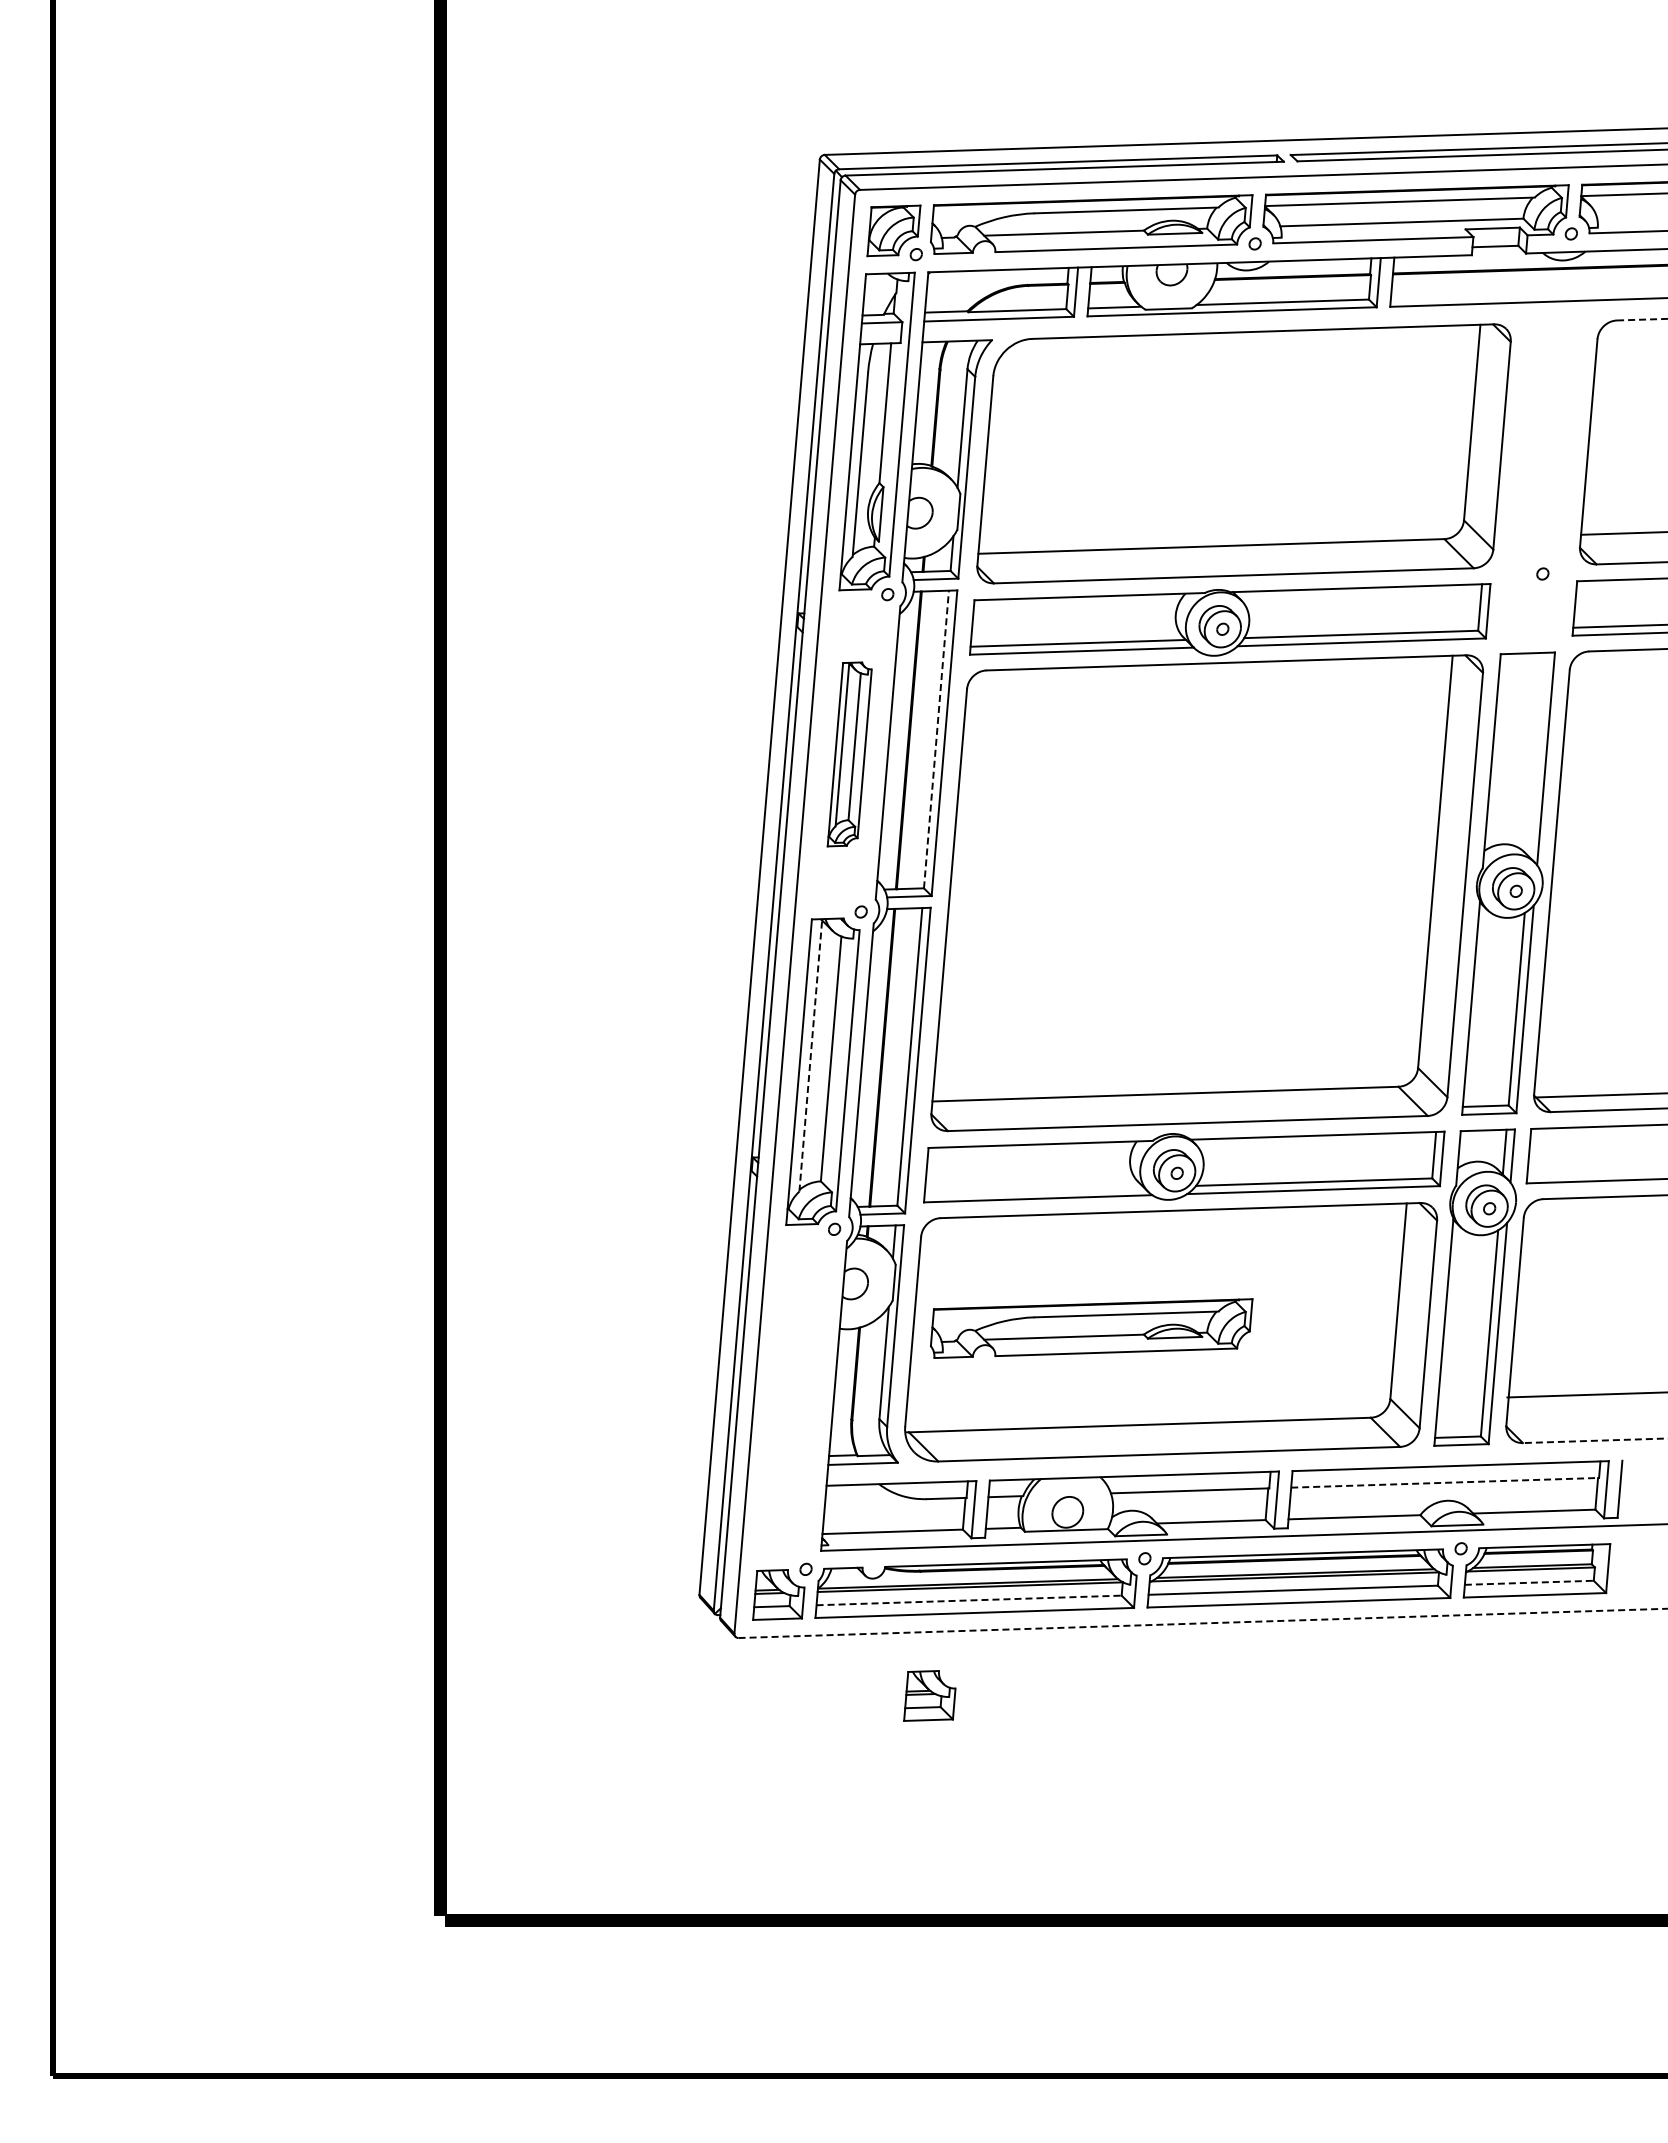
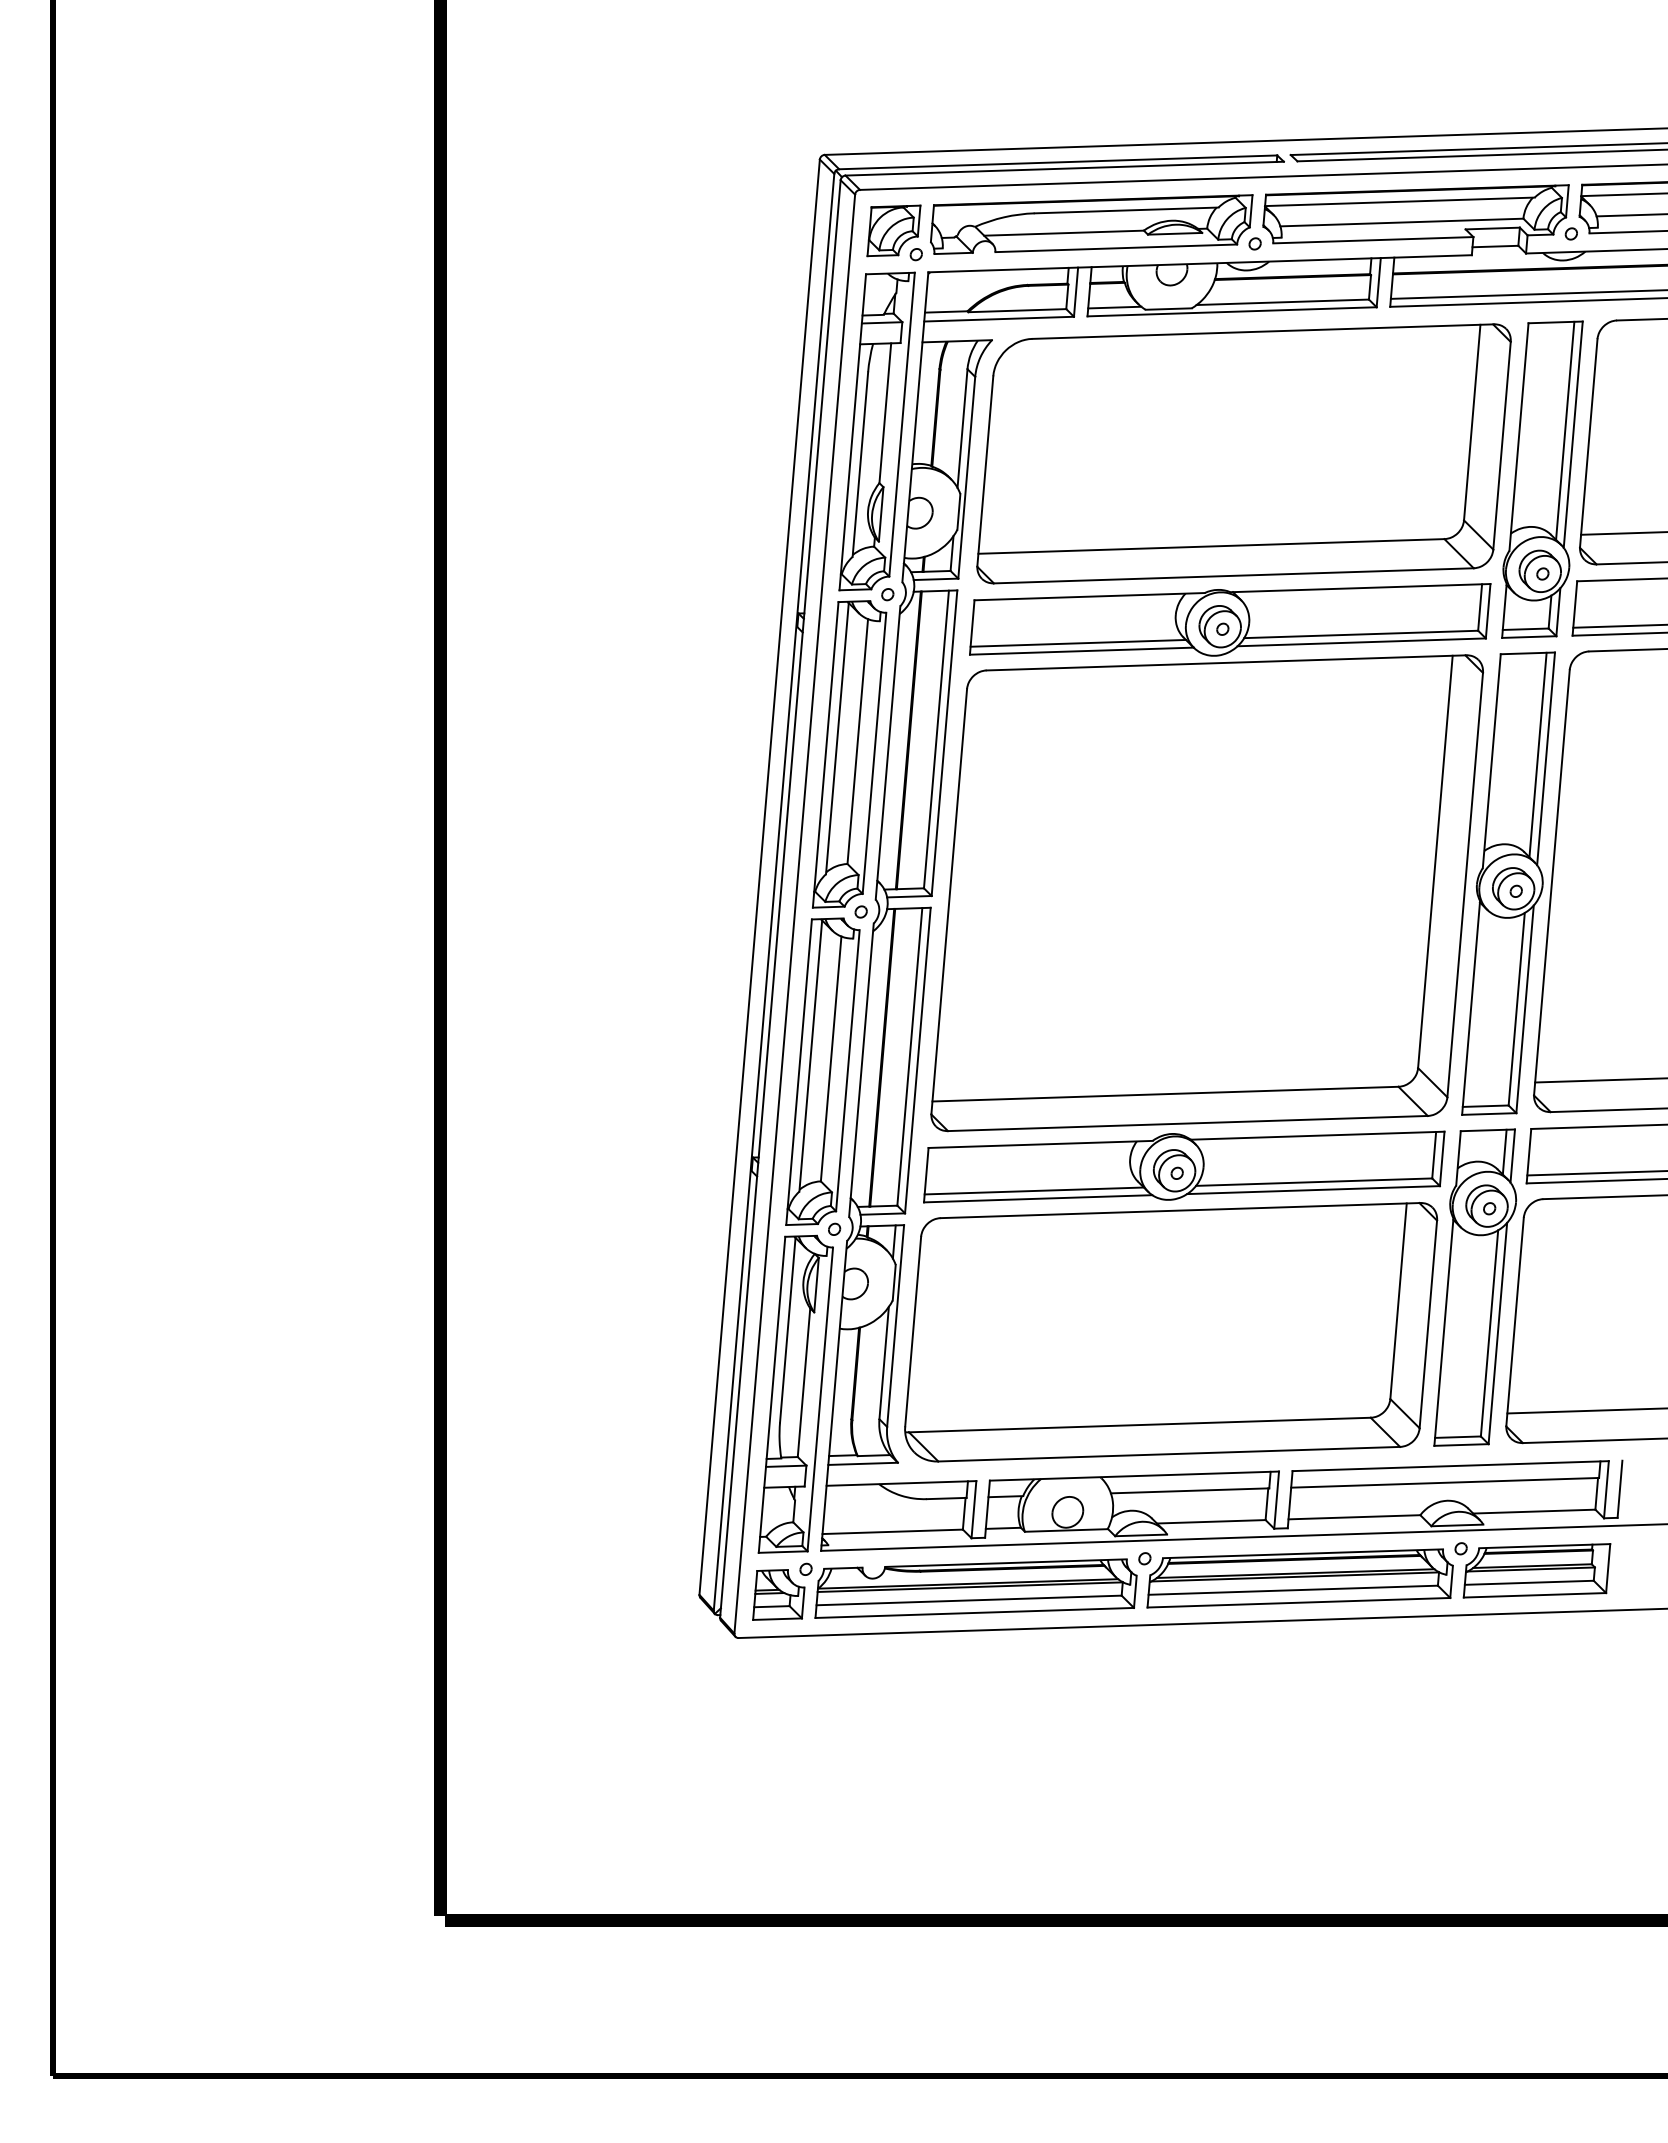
line: none -> present (1630, 215)
line: none -> present (1527, 294)
line: dashed -> solid (1642, 319)
part: none -> present (1542, 479)
line: dashed -> solid (936, 739)
part size: 47x187 px -> 76x309 px (849, 754)
line: none -> present (1537, 754)
line: dashed -> solid (810, 1055)
line position: (1599, 1095) -> (1599, 1080) (1599, 1080)
line: none -> present (1595, 1173)
line: none -> present (1033, 1190)
part: present -> none (1091, 1328)
part: none -> present (795, 1393)
line position: (1585, 1394) -> (1585, 1410) (1585, 1410)
line: dashed -> solid (1594, 1440)
line: dashed -> solid (1445, 1482)
line: dashed -> solid (1529, 1582)
line: dashed -> solid (969, 1600)
line: dashed -> solid (1203, 1623)
part: present -> none (929, 1695)
